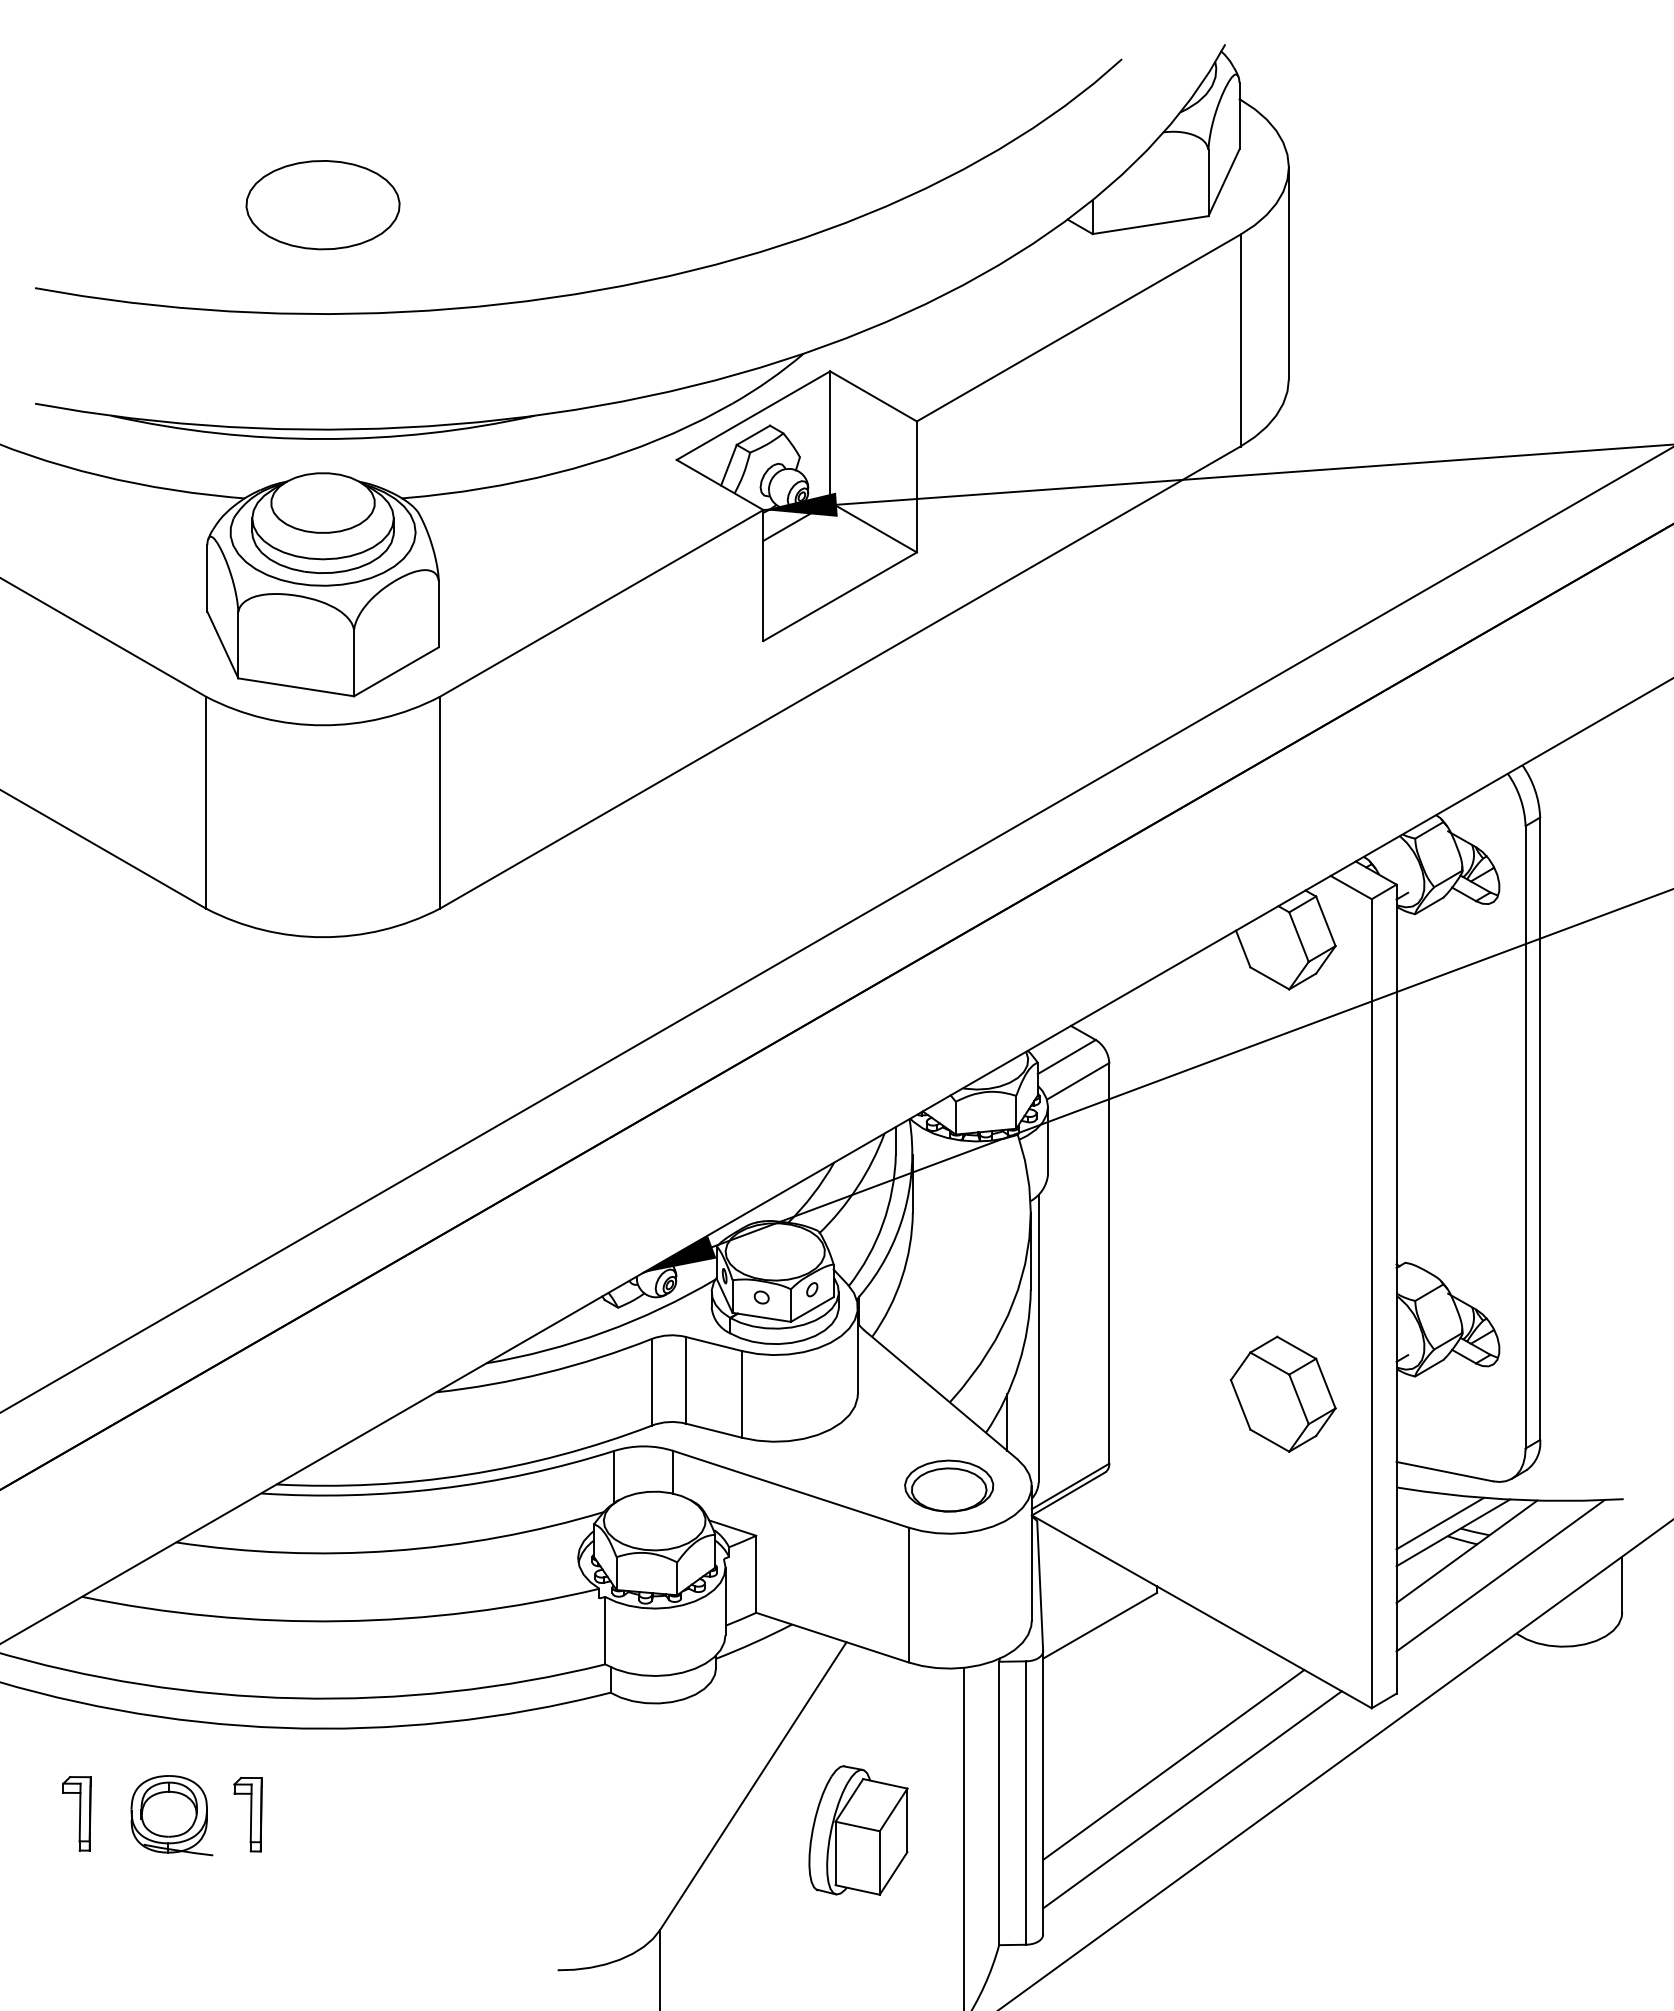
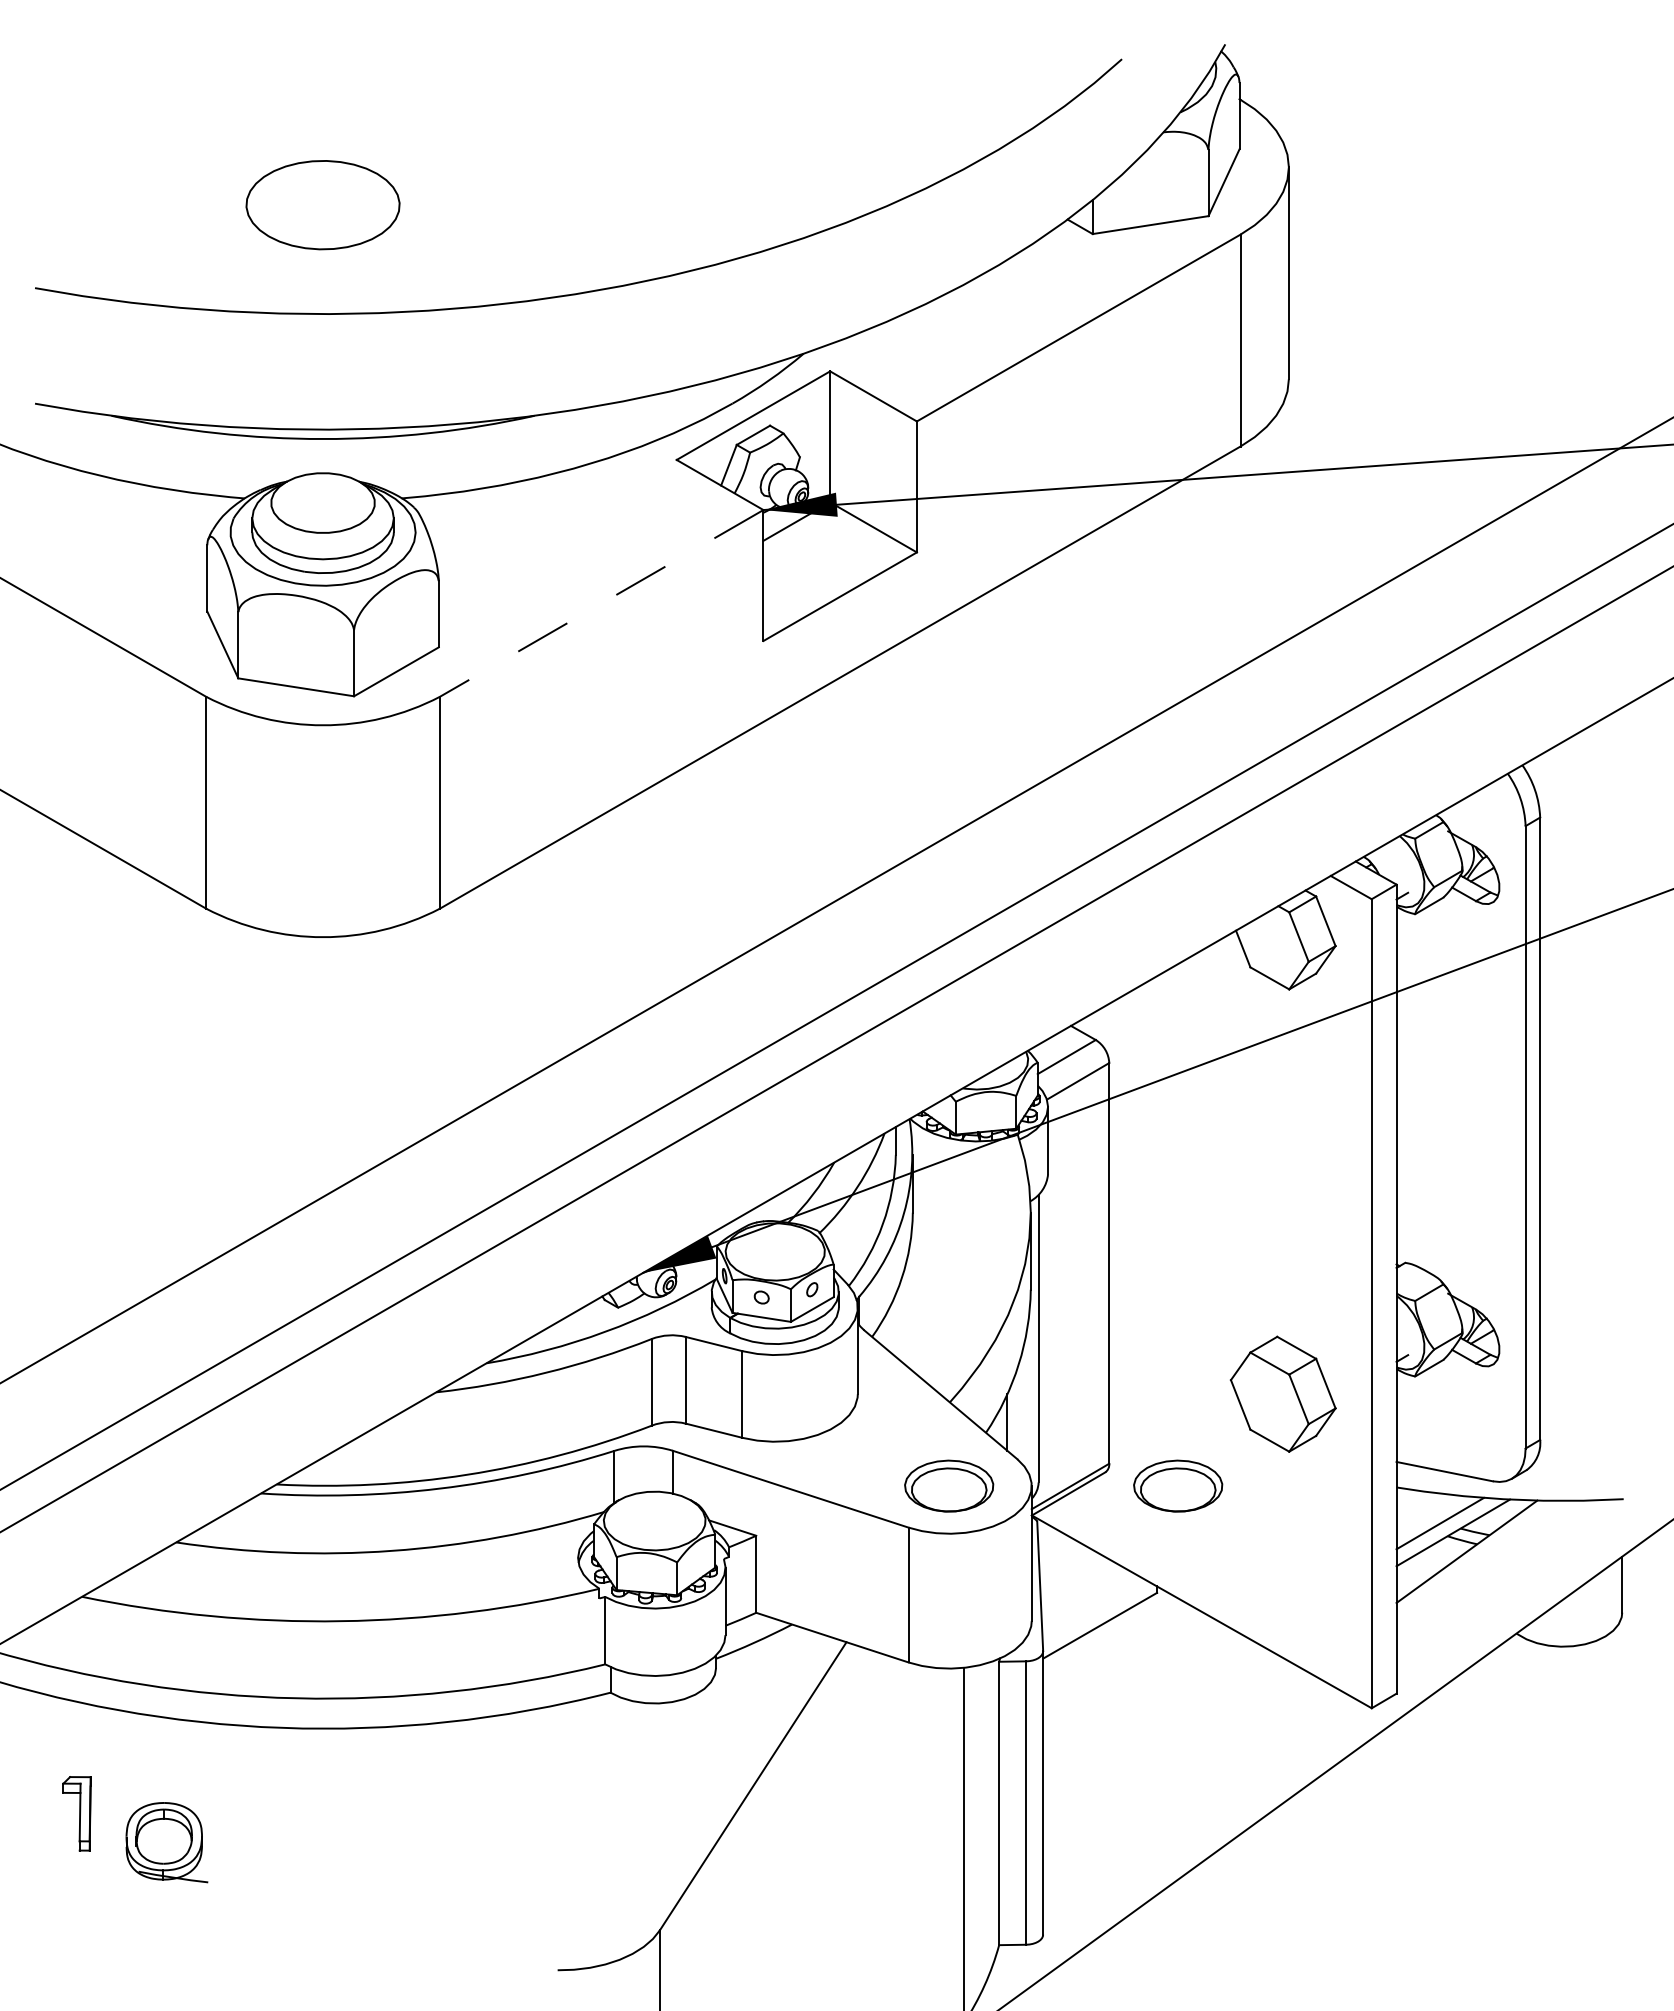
line: solid -> dashed (601, 603)
line position: (836, 929) -> (836, 900) (836, 900)
line position: (836, 1006) -> (836, 1049) (836, 1049)
part: none -> present (1178, 1485)
line: present -> none (1500, 1575)
line: present -> none (1173, 1764)
line: present -> none (1192, 1799)
part: present -> none (247, 1814)
part position: (171, 1815) -> (166, 1842) (166, 1842)
part: present -> none (858, 1830)
